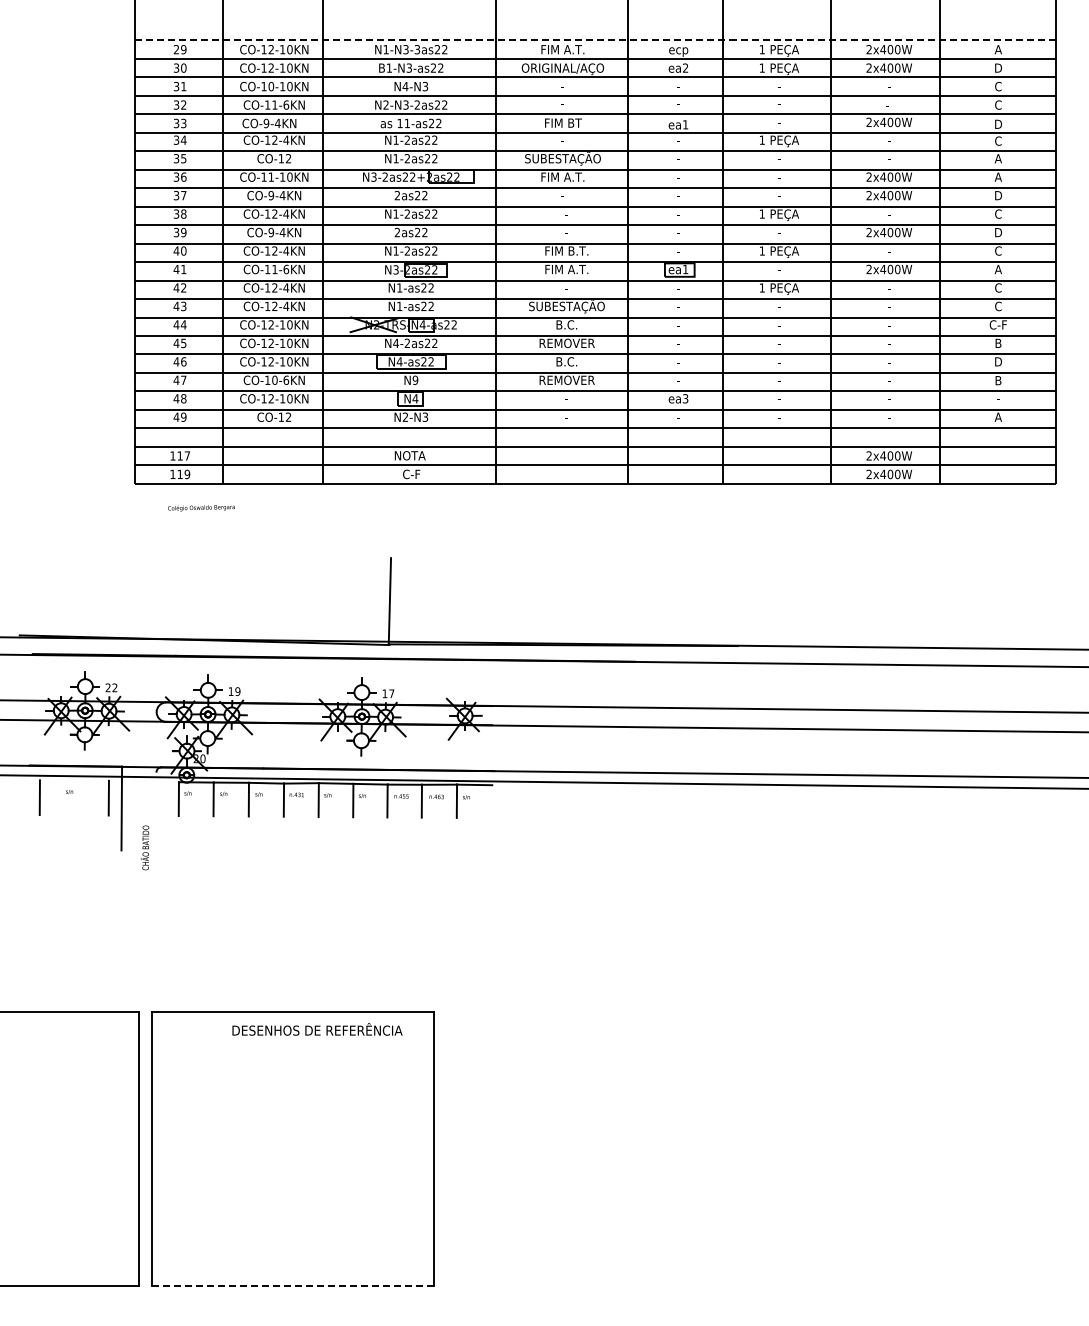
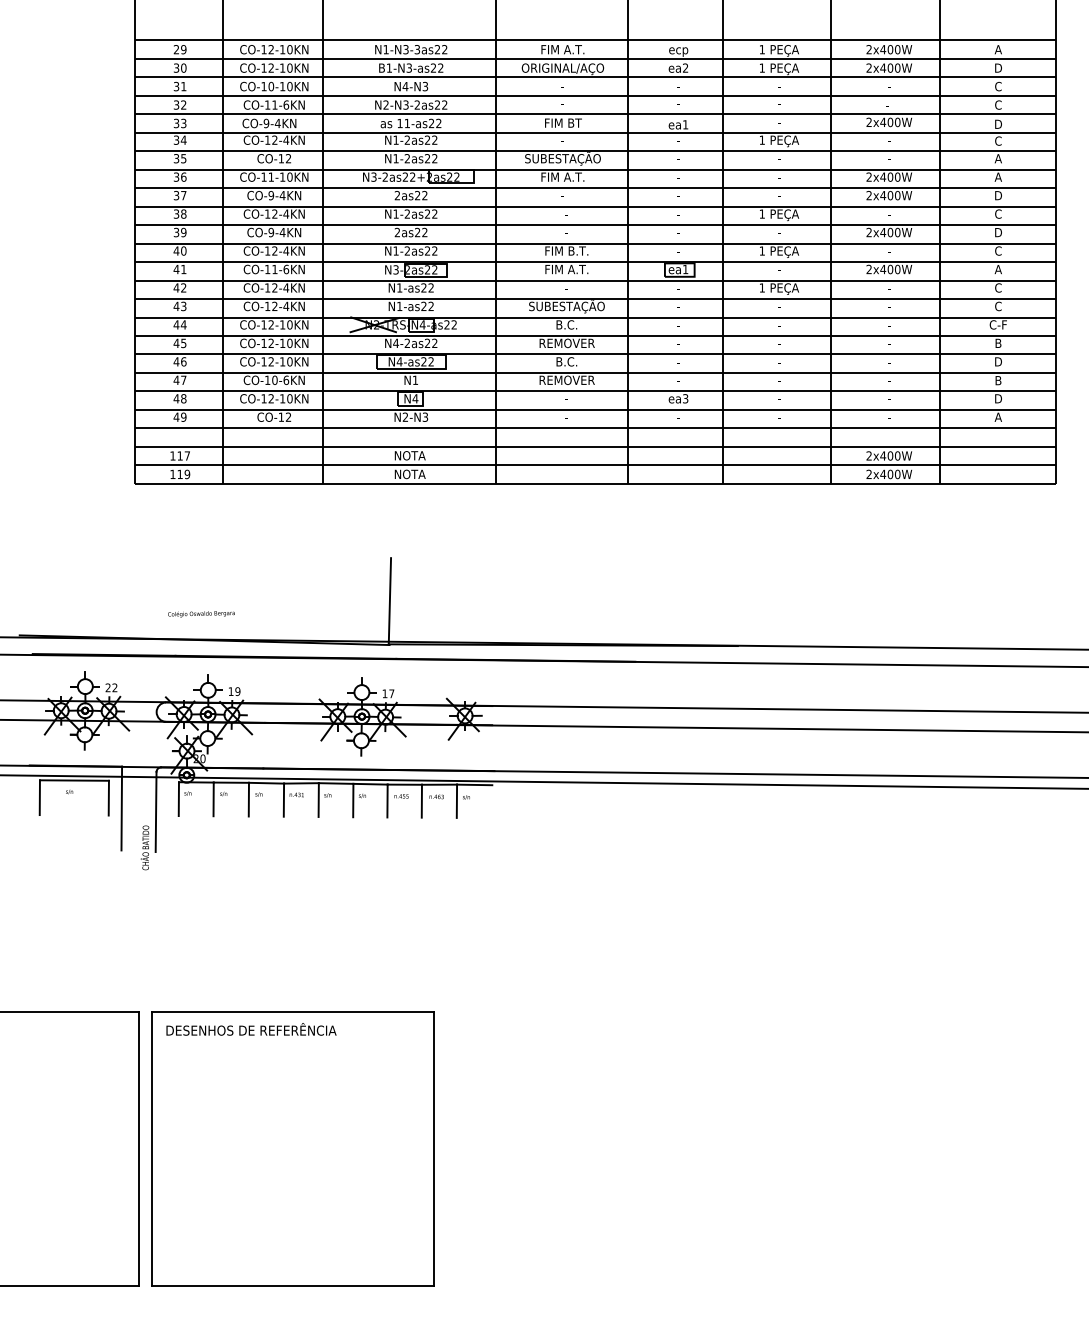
line: dashed -> solid (596, 40)
text: N9 -> N1 (415, 379)
text: - -> D (998, 398)
text: C-F -> NOTA (409, 473)
text position: (201, 508) -> (201, 614) (201, 614)
line: none -> present (73, 780)
line: none -> present (155, 811)
text position: (317, 1029) -> (251, 1029) (251, 1029)
line: dashed -> solid (293, 1286)
